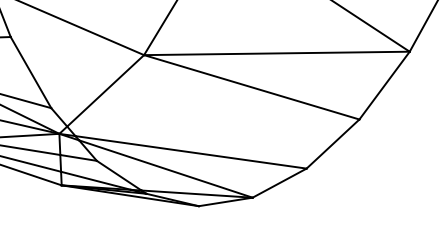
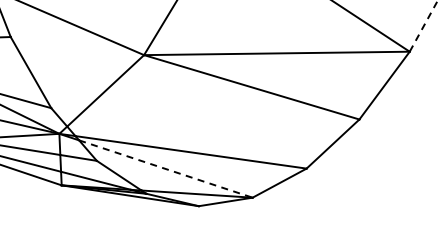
line: solid -> dashed (424, 25)
line: solid -> dashed (166, 169)
